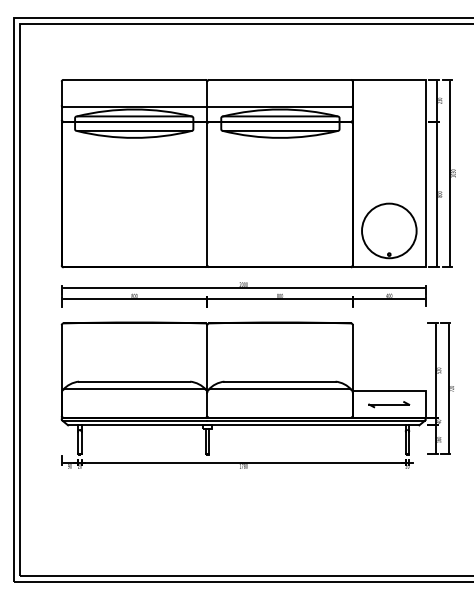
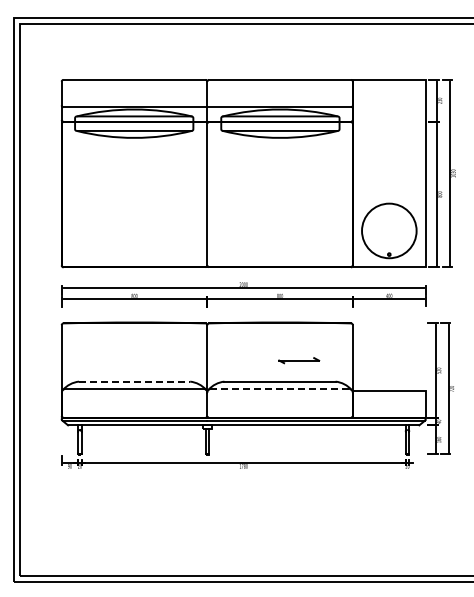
line: solid -> dashed (134, 381)
line: solid -> dashed (279, 388)
part position: (389, 404) -> (299, 360) (299, 360)
